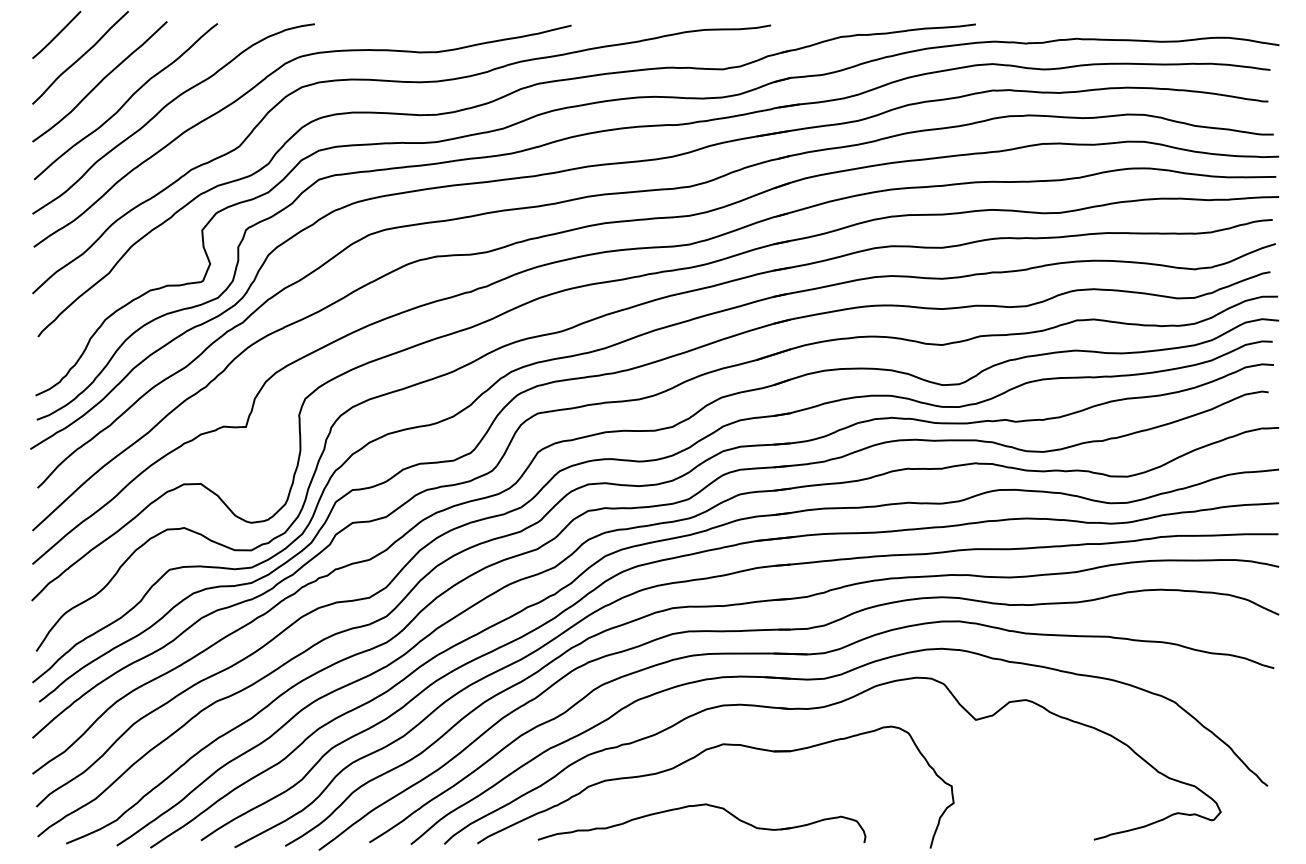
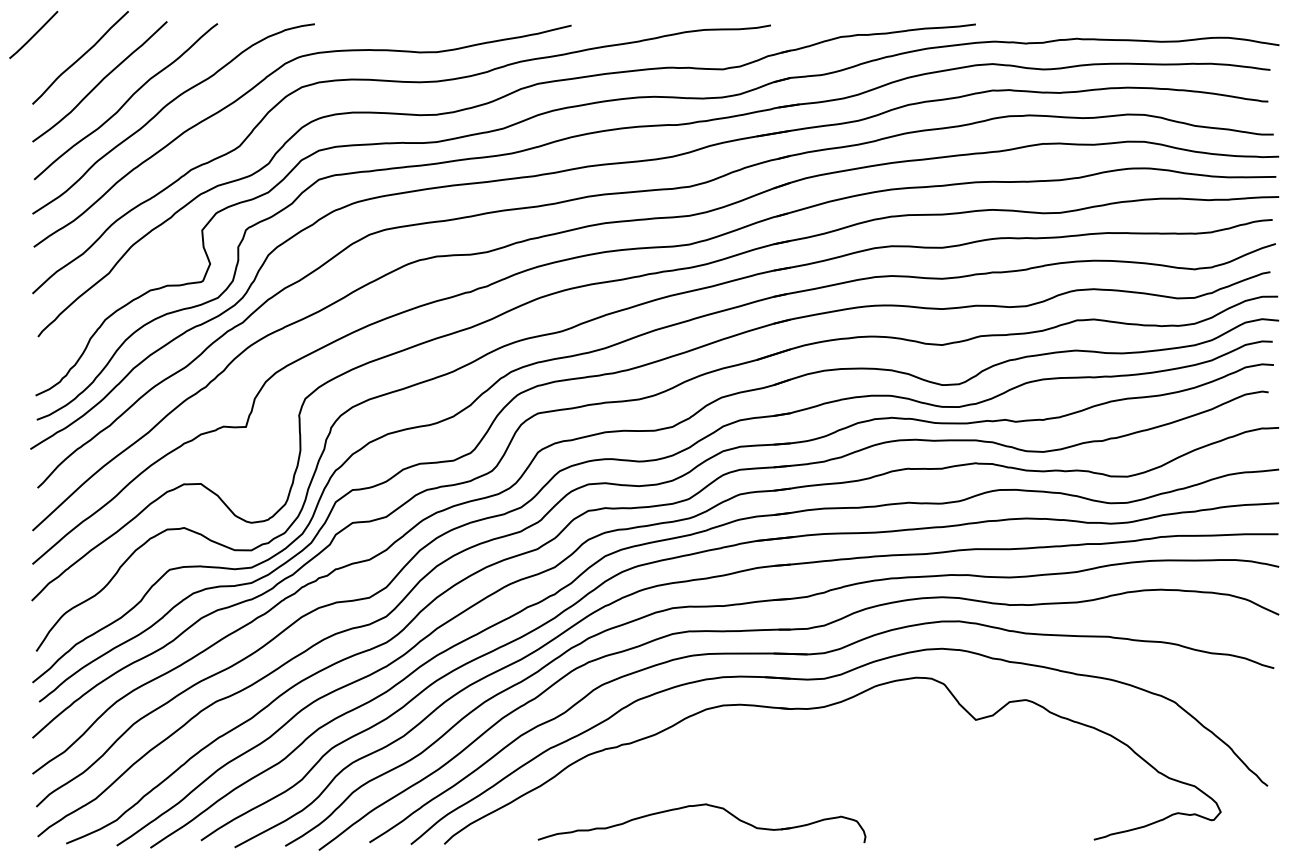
line position: (56, 34) -> (33, 34) (33, 34)
part: present -> none (696, 757)
